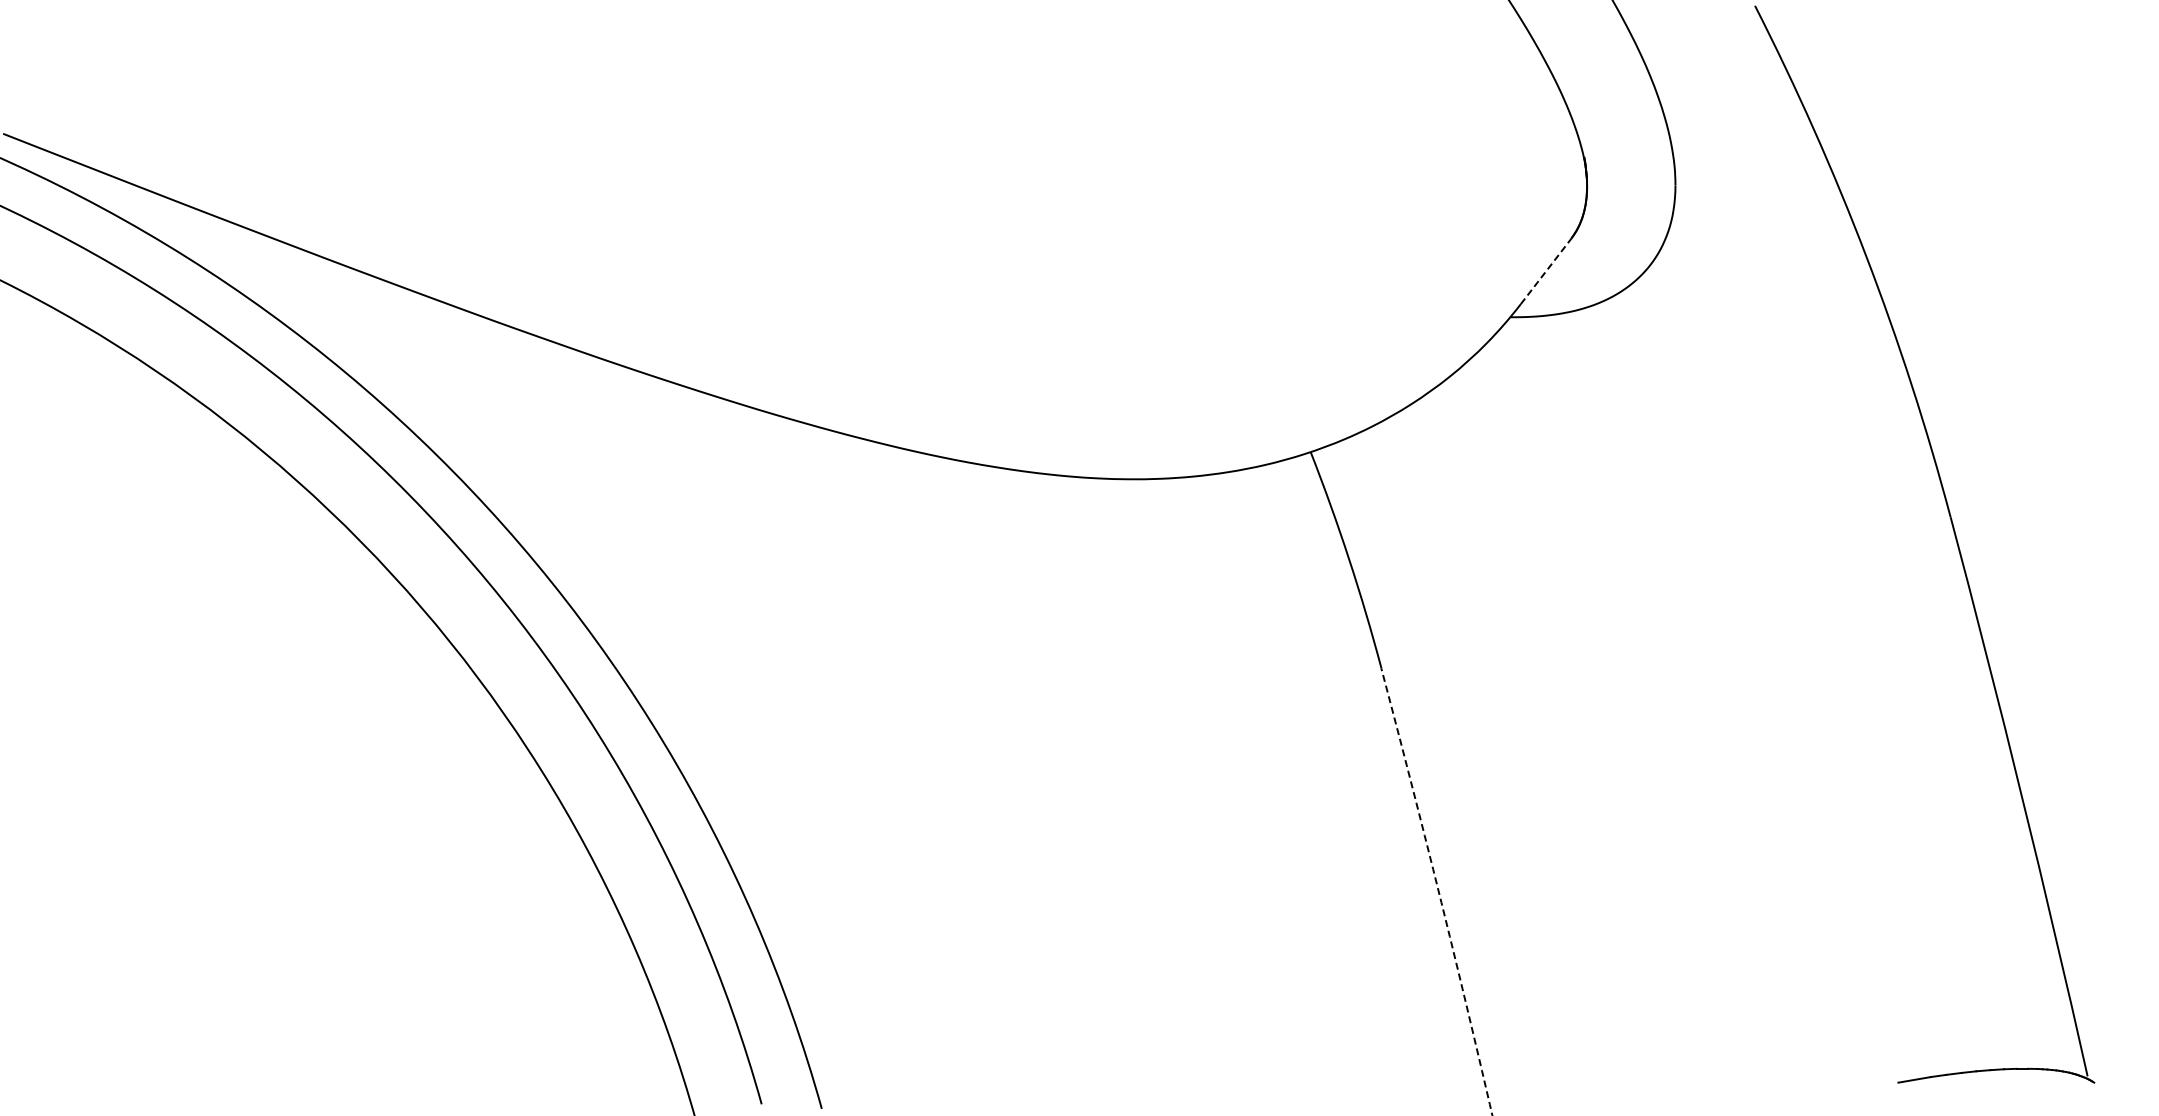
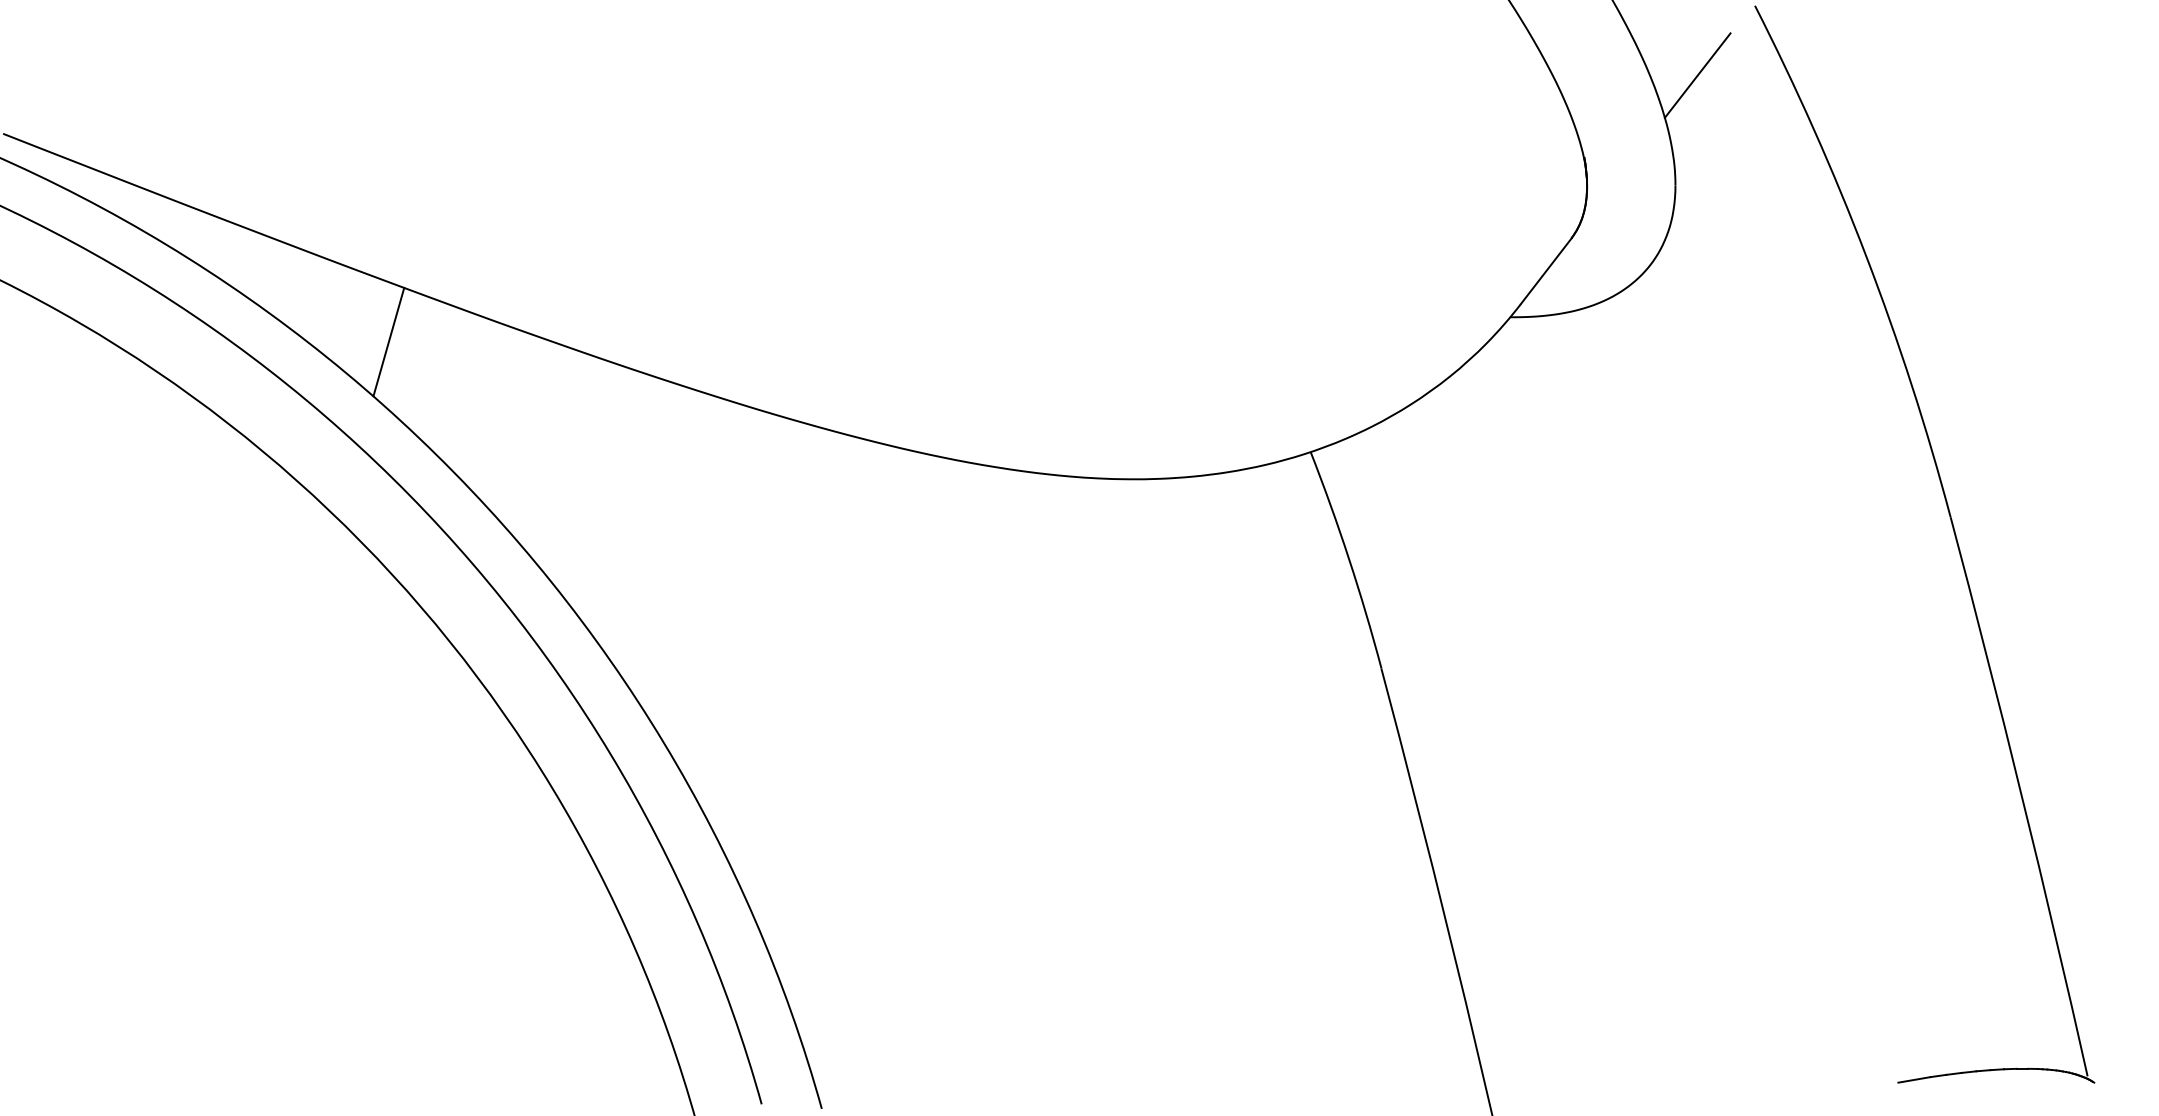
line: none -> present (1697, 75)
line: dashed -> solid (1546, 271)
line: none -> present (388, 341)
arc: dashed -> solid (1438, 891)
